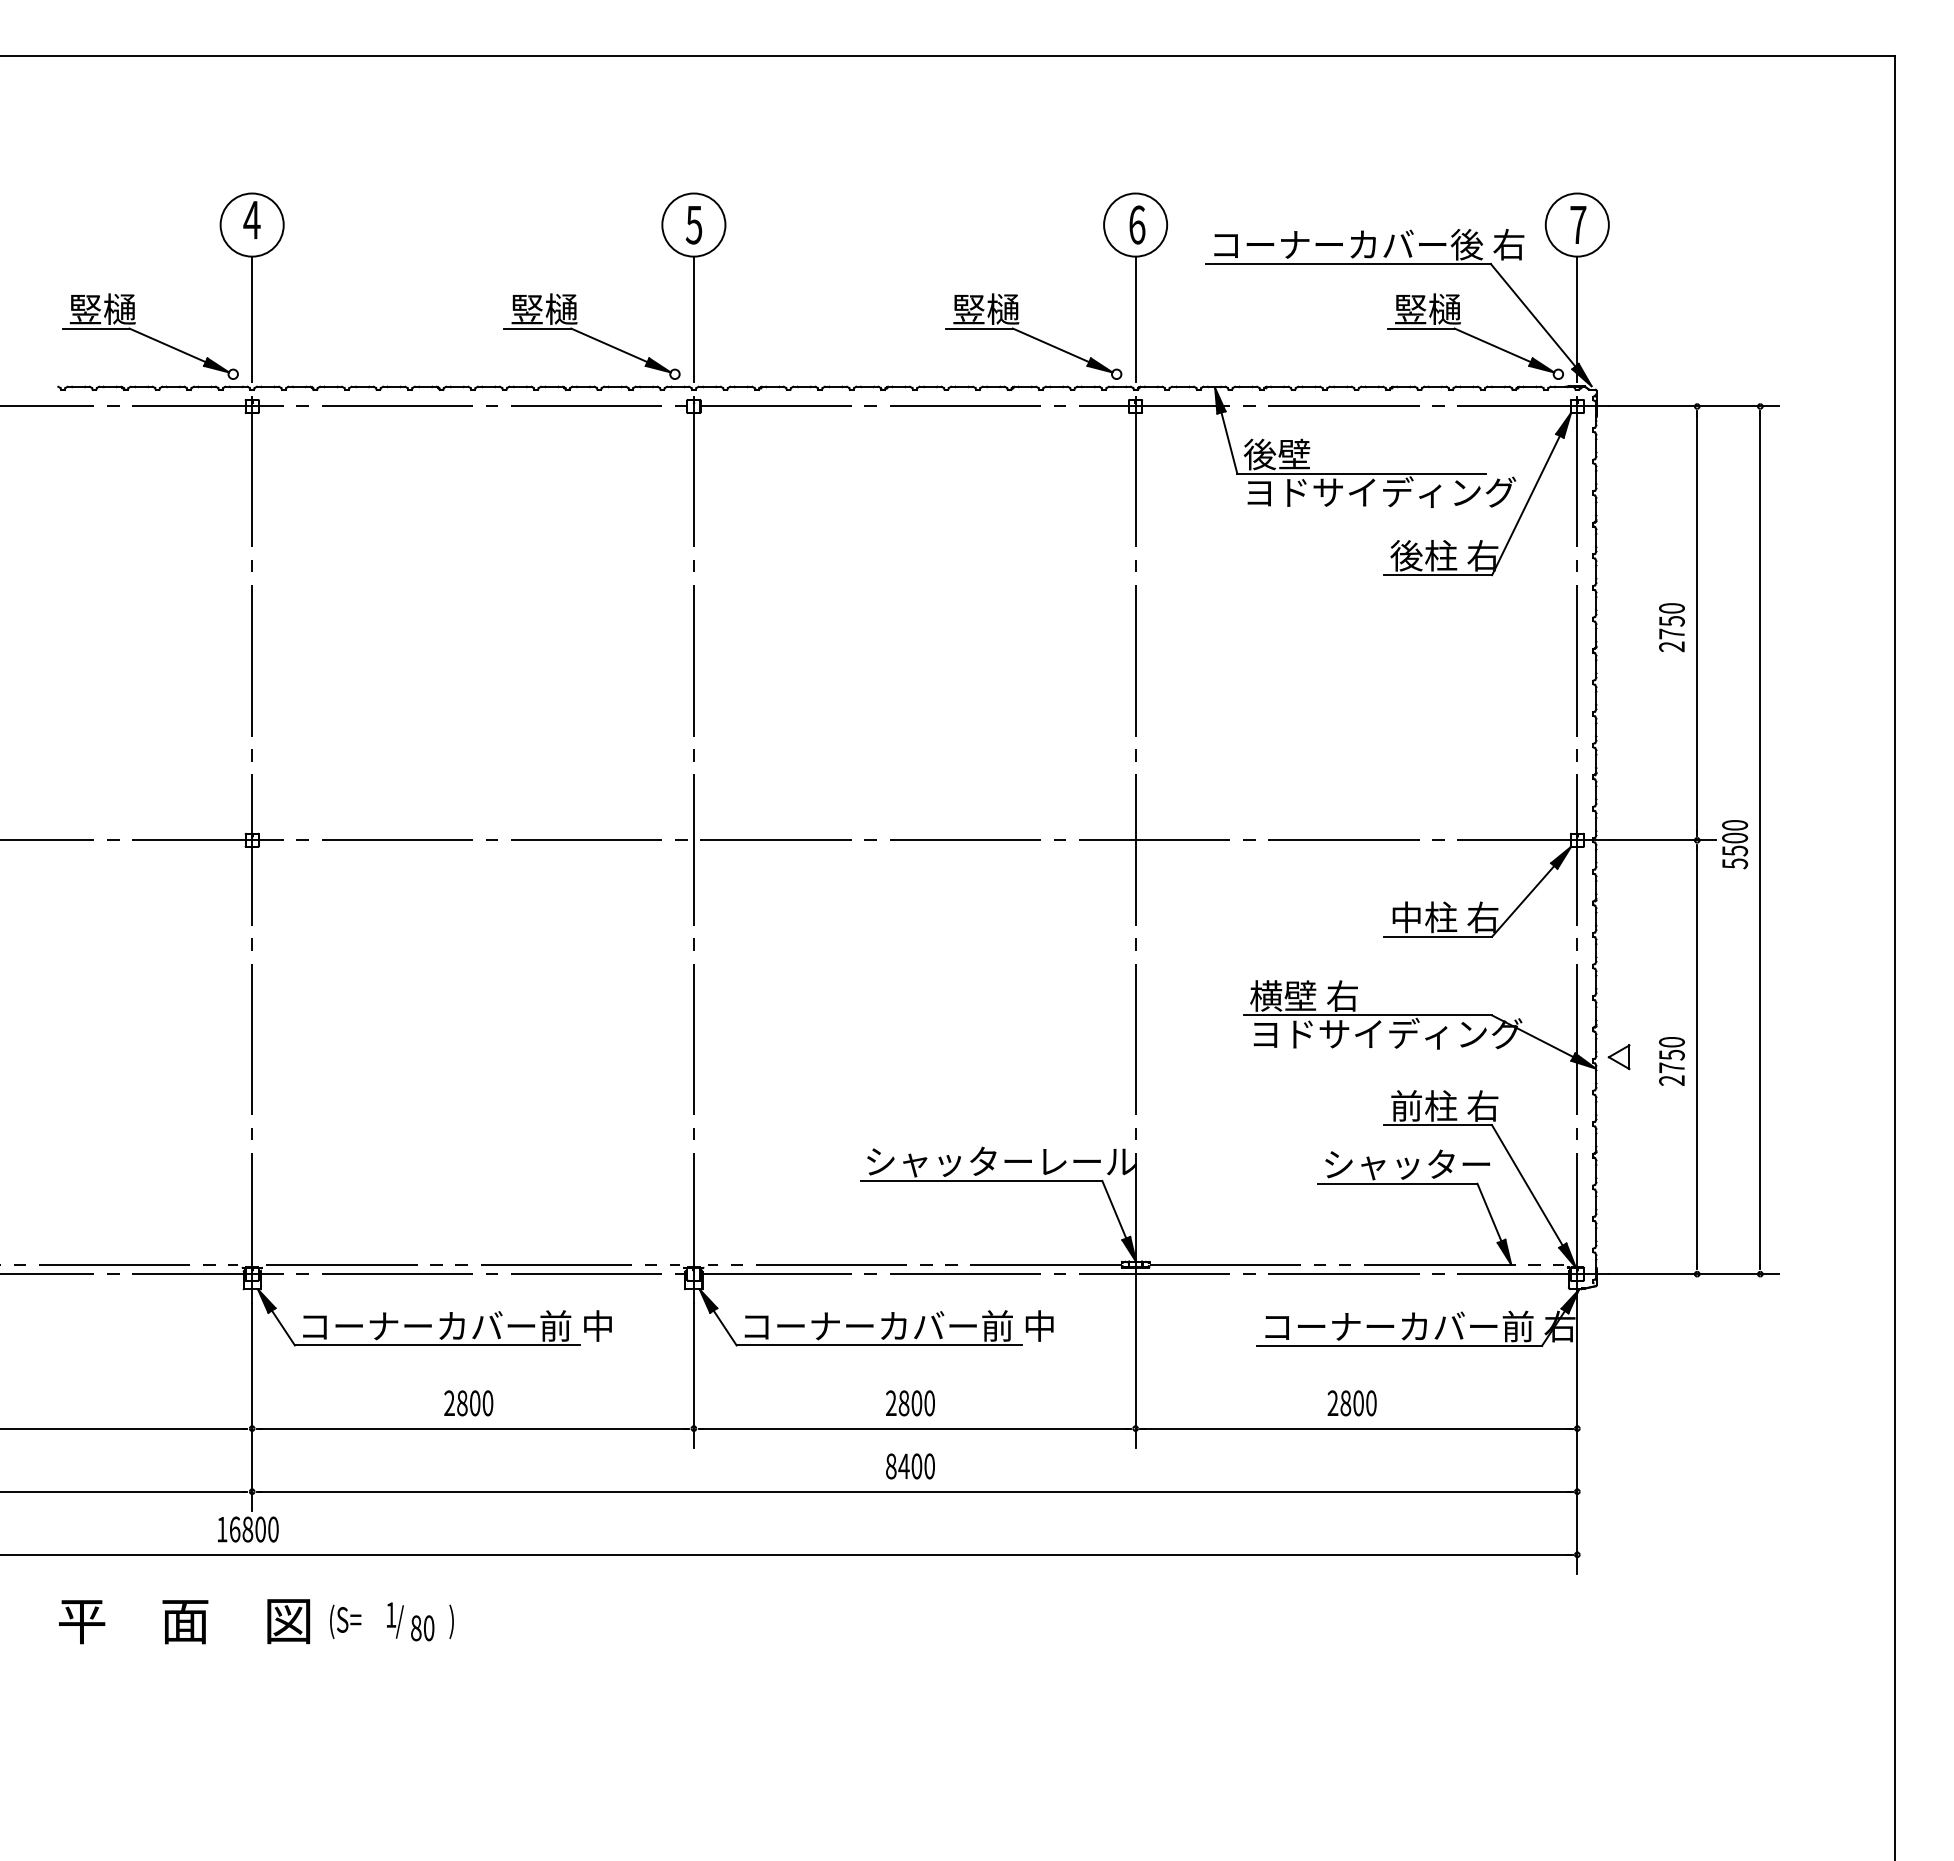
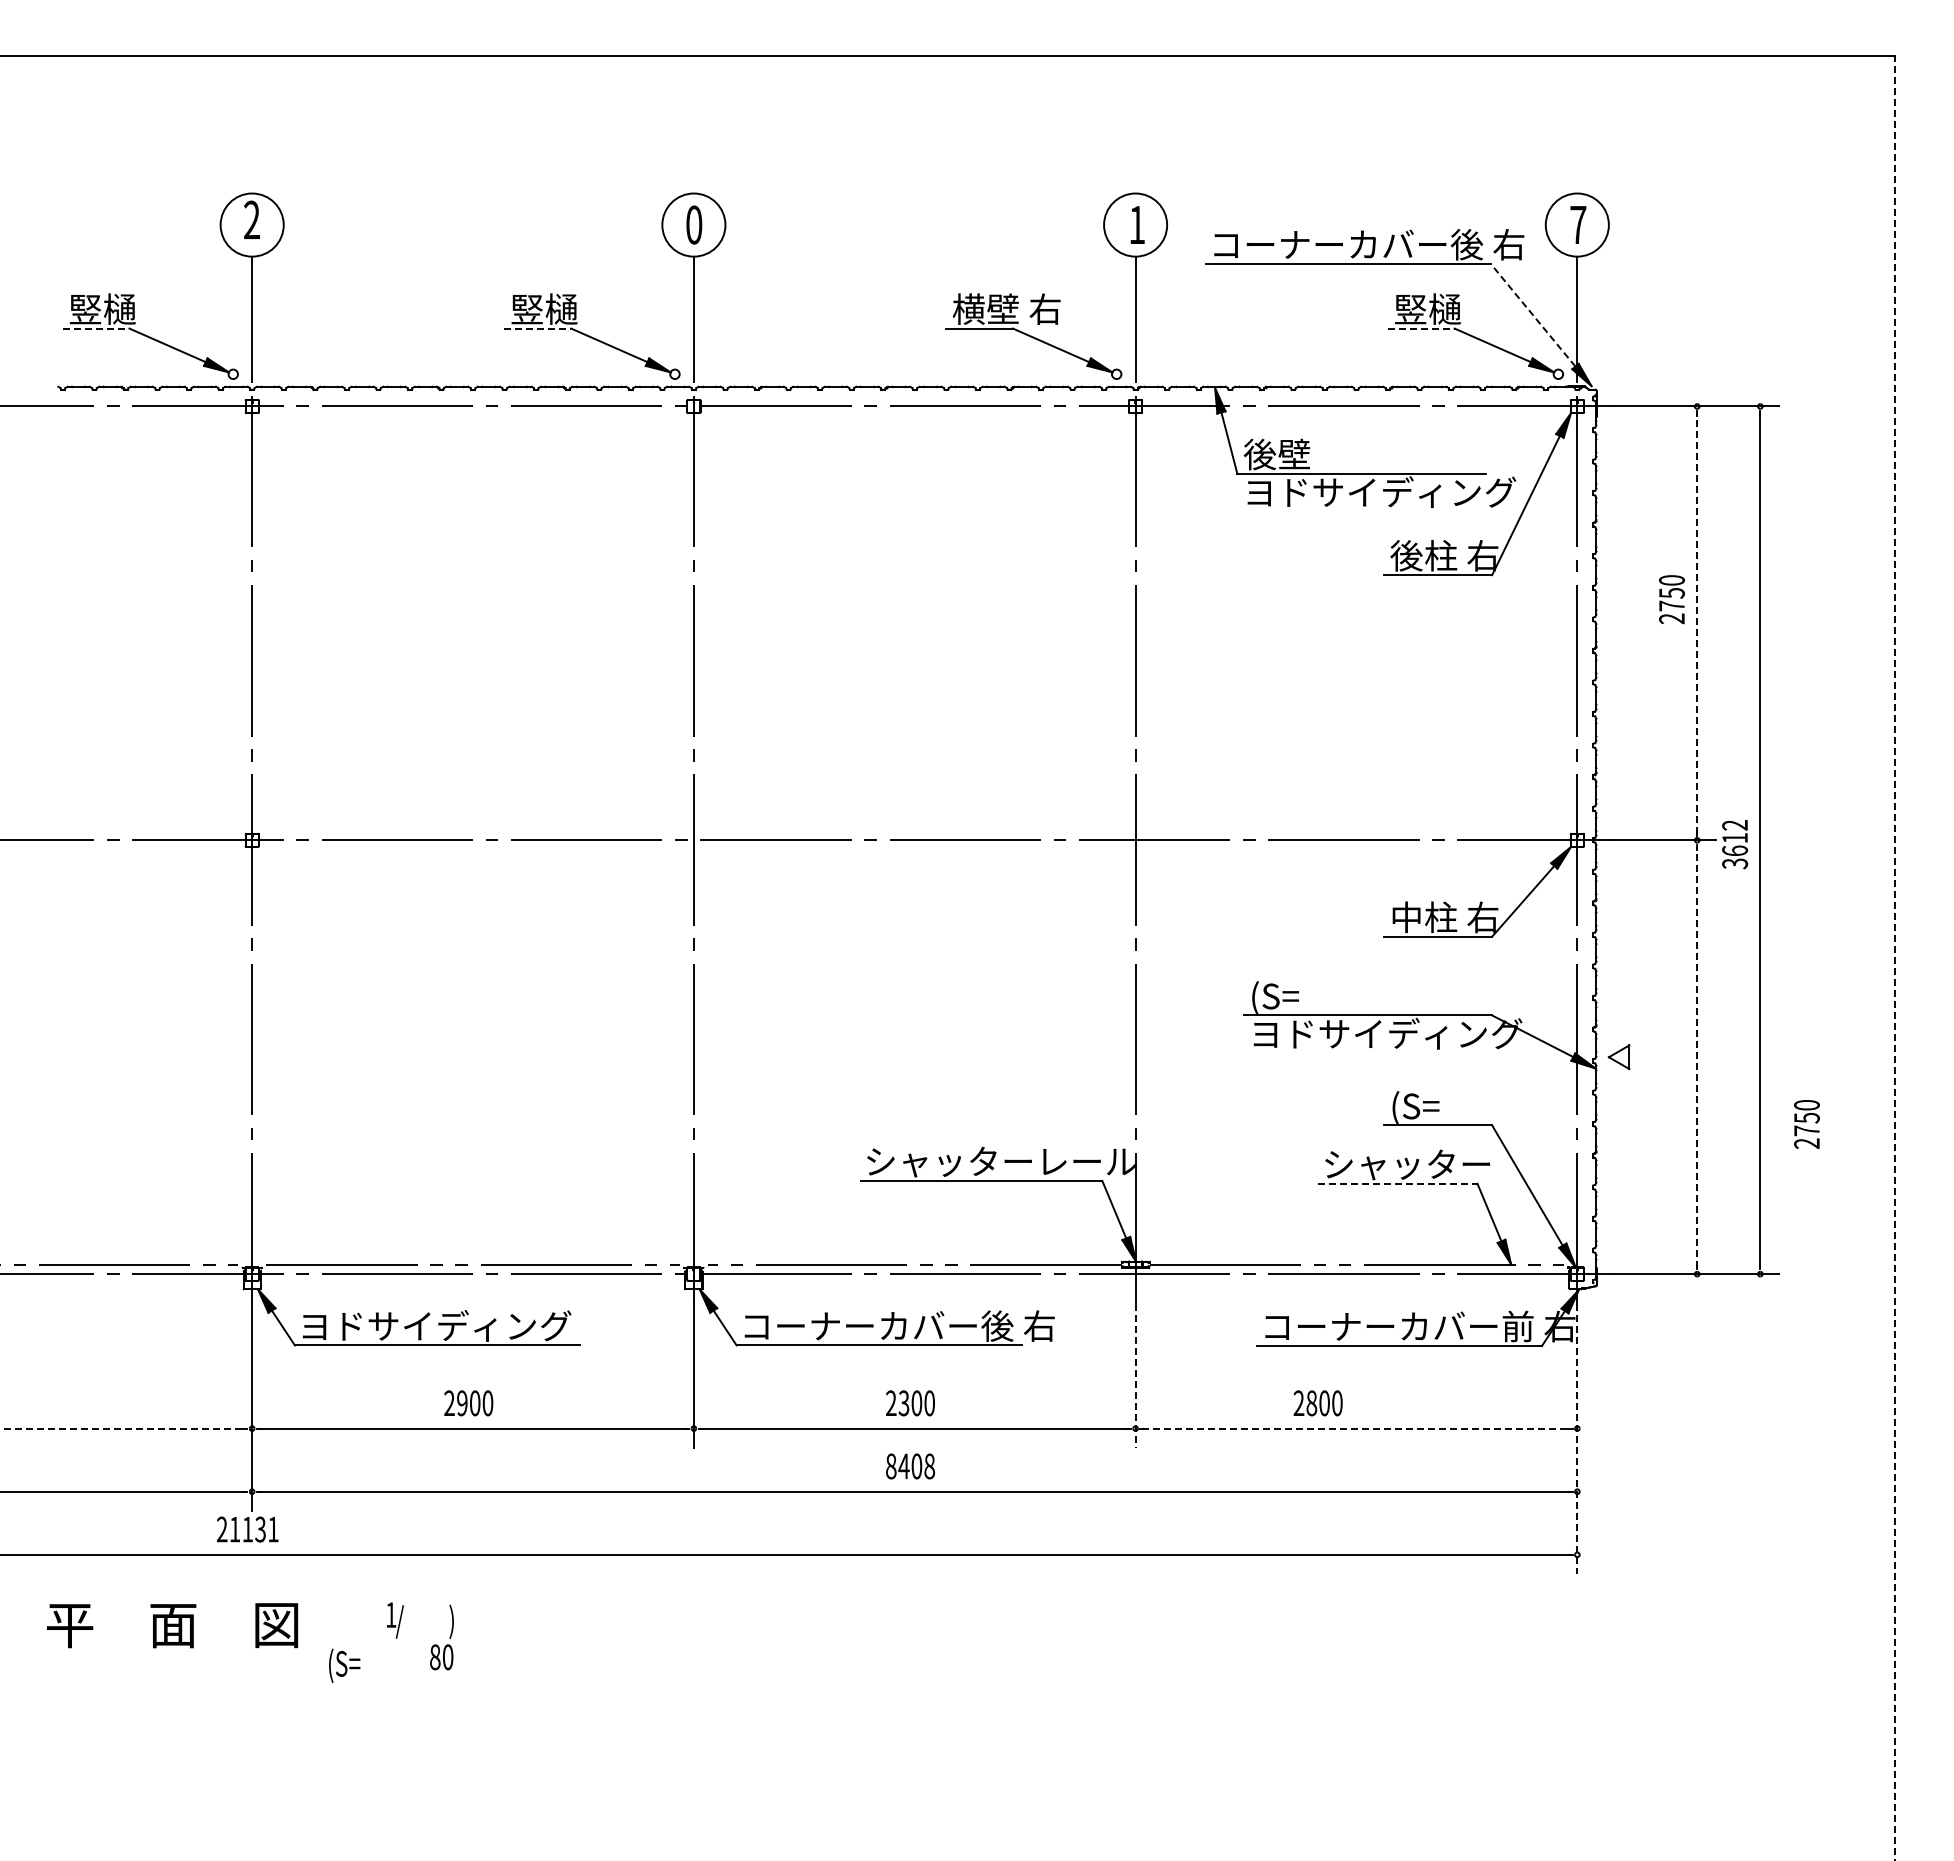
text: 4 -> 2 (251, 219)
text: 5 -> 0 (693, 224)
text: 6 -> 1 (1137, 224)
text: 竪樋 -> 横壁 右 (1006, 308)
line: solid -> dashed (1532, 314)
line: solid -> dashed (96, 328)
line: solid -> dashed (538, 328)
line: solid -> dashed (1421, 328)
line: solid -> dashed (1697, 623)
text position: (1671, 627) -> (1671, 599) (1671, 599)
text: 5500 -> 3612 (1735, 844)
line: solid -> dashed (1895, 957)
text: 横壁 右 -> (S= (1303, 996)
line: solid -> dashed (1697, 1057)
text position: (1671, 1061) -> (1806, 1124) (1806, 1124)
text: 前柱 右 -> (S= (1444, 1106)
line: solid -> dashed (1397, 1183)
text: コーナーカバー前 中 -> ヨドサイディング (456, 1325)
text: コーナーカバー前 中 -> コーナーカバー後 右 (1017, 1325)
line: solid -> dashed (1135, 1375)
text: 2800 -> 2900 (462, 1403)
text: 2800 -> 2300 (903, 1403)
text position: (1351, 1403) -> (1317, 1403) (1317, 1403)
line: solid -> dashed (123, 1428)
line: solid -> dashed (1356, 1428)
line: solid -> dashed (1577, 1439)
text: 8400 -> 8408 (929, 1466)
text: 16800 -> 21131 (247, 1529)
text position: (184, 1621) -> (172, 1625) (172, 1625)
text position: (345, 1621) -> (344, 1665) (344, 1665)
text position: (422, 1628) -> (441, 1657) (441, 1657)
